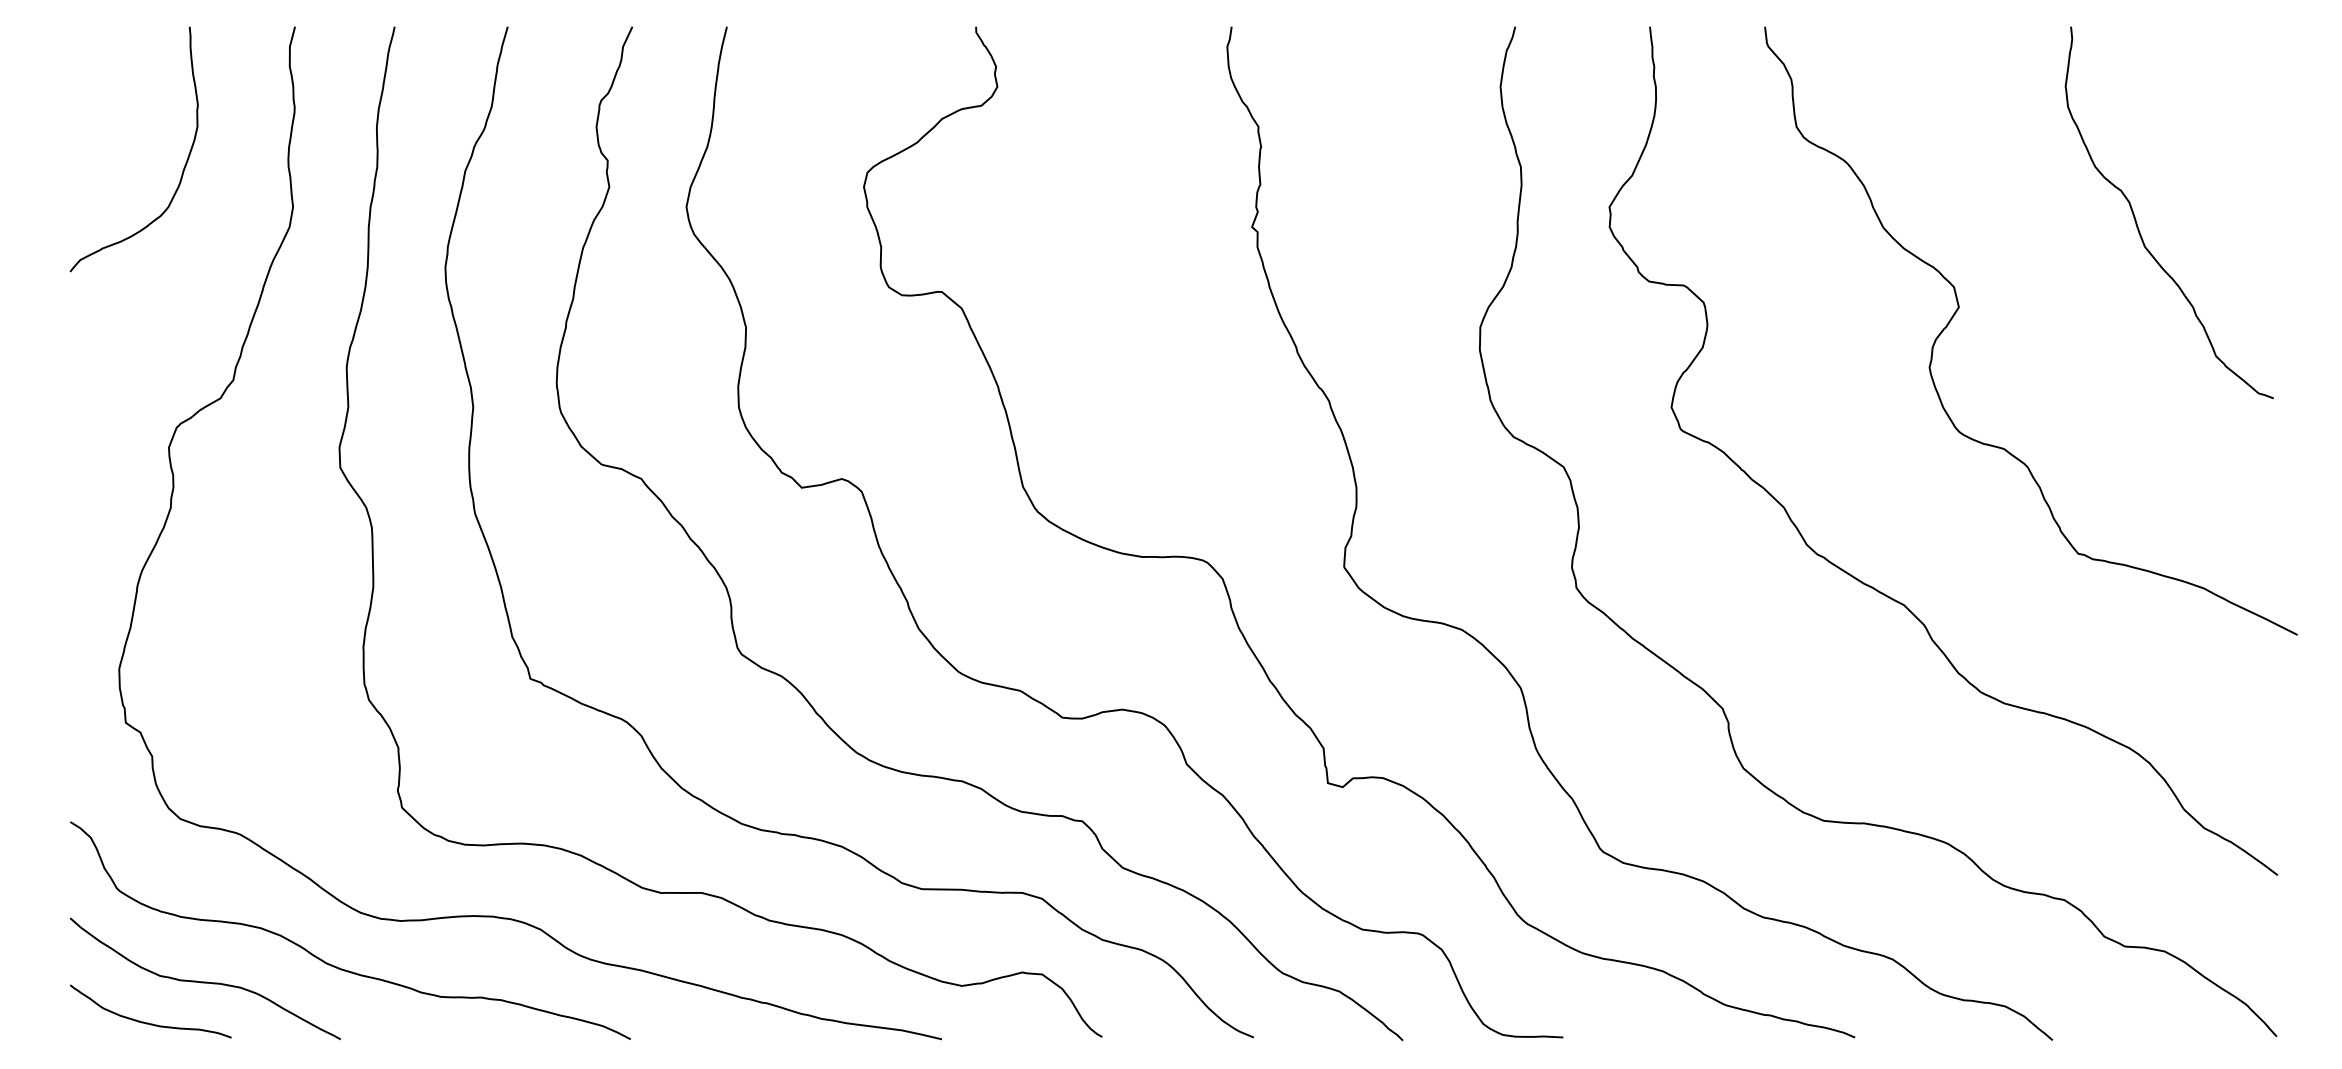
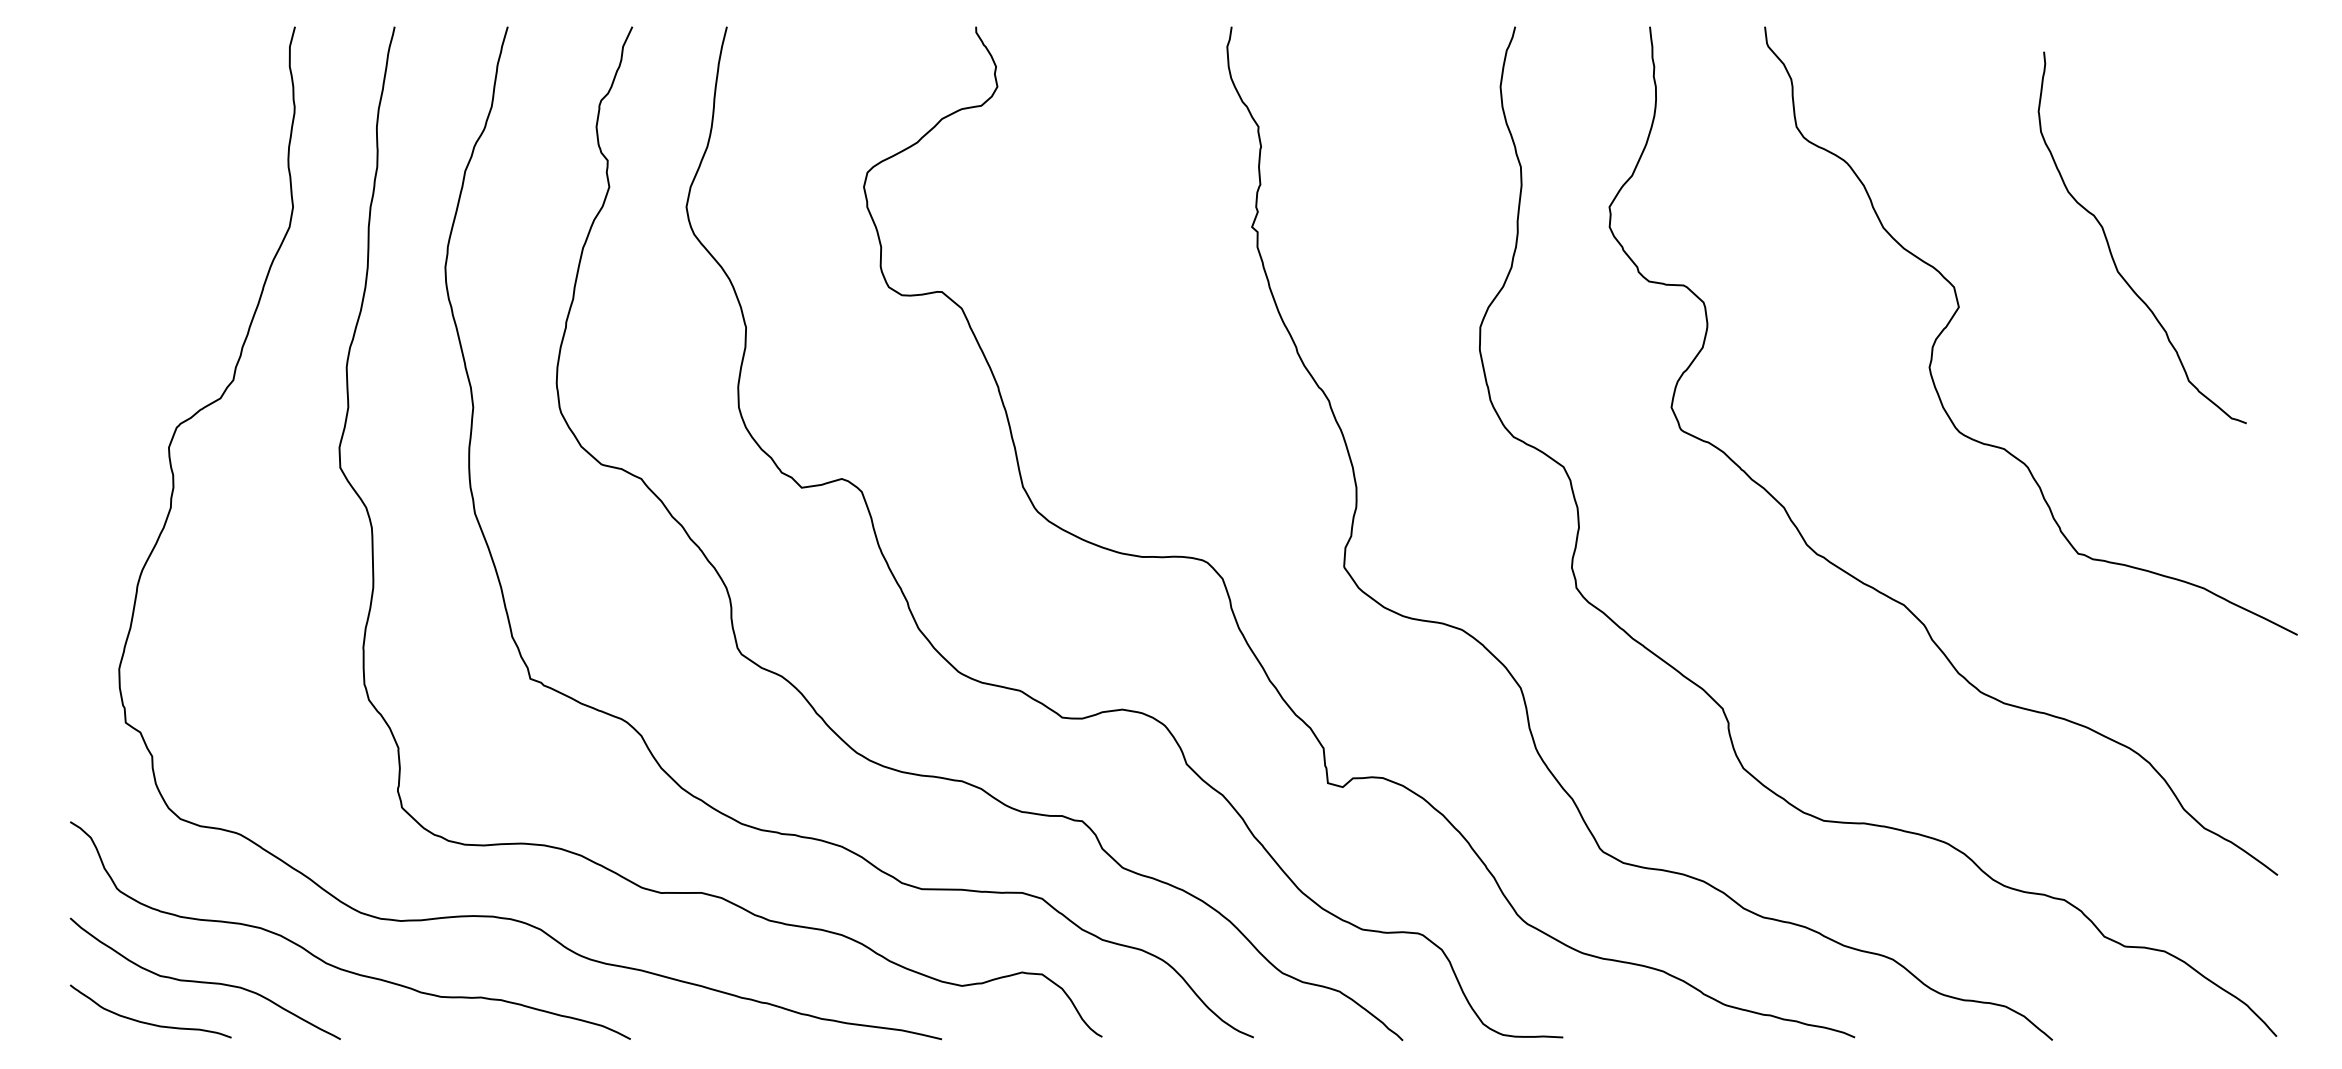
curve: present -> none (183, 167)
curve position: (2136, 219) -> (2109, 244) (2109, 244)
